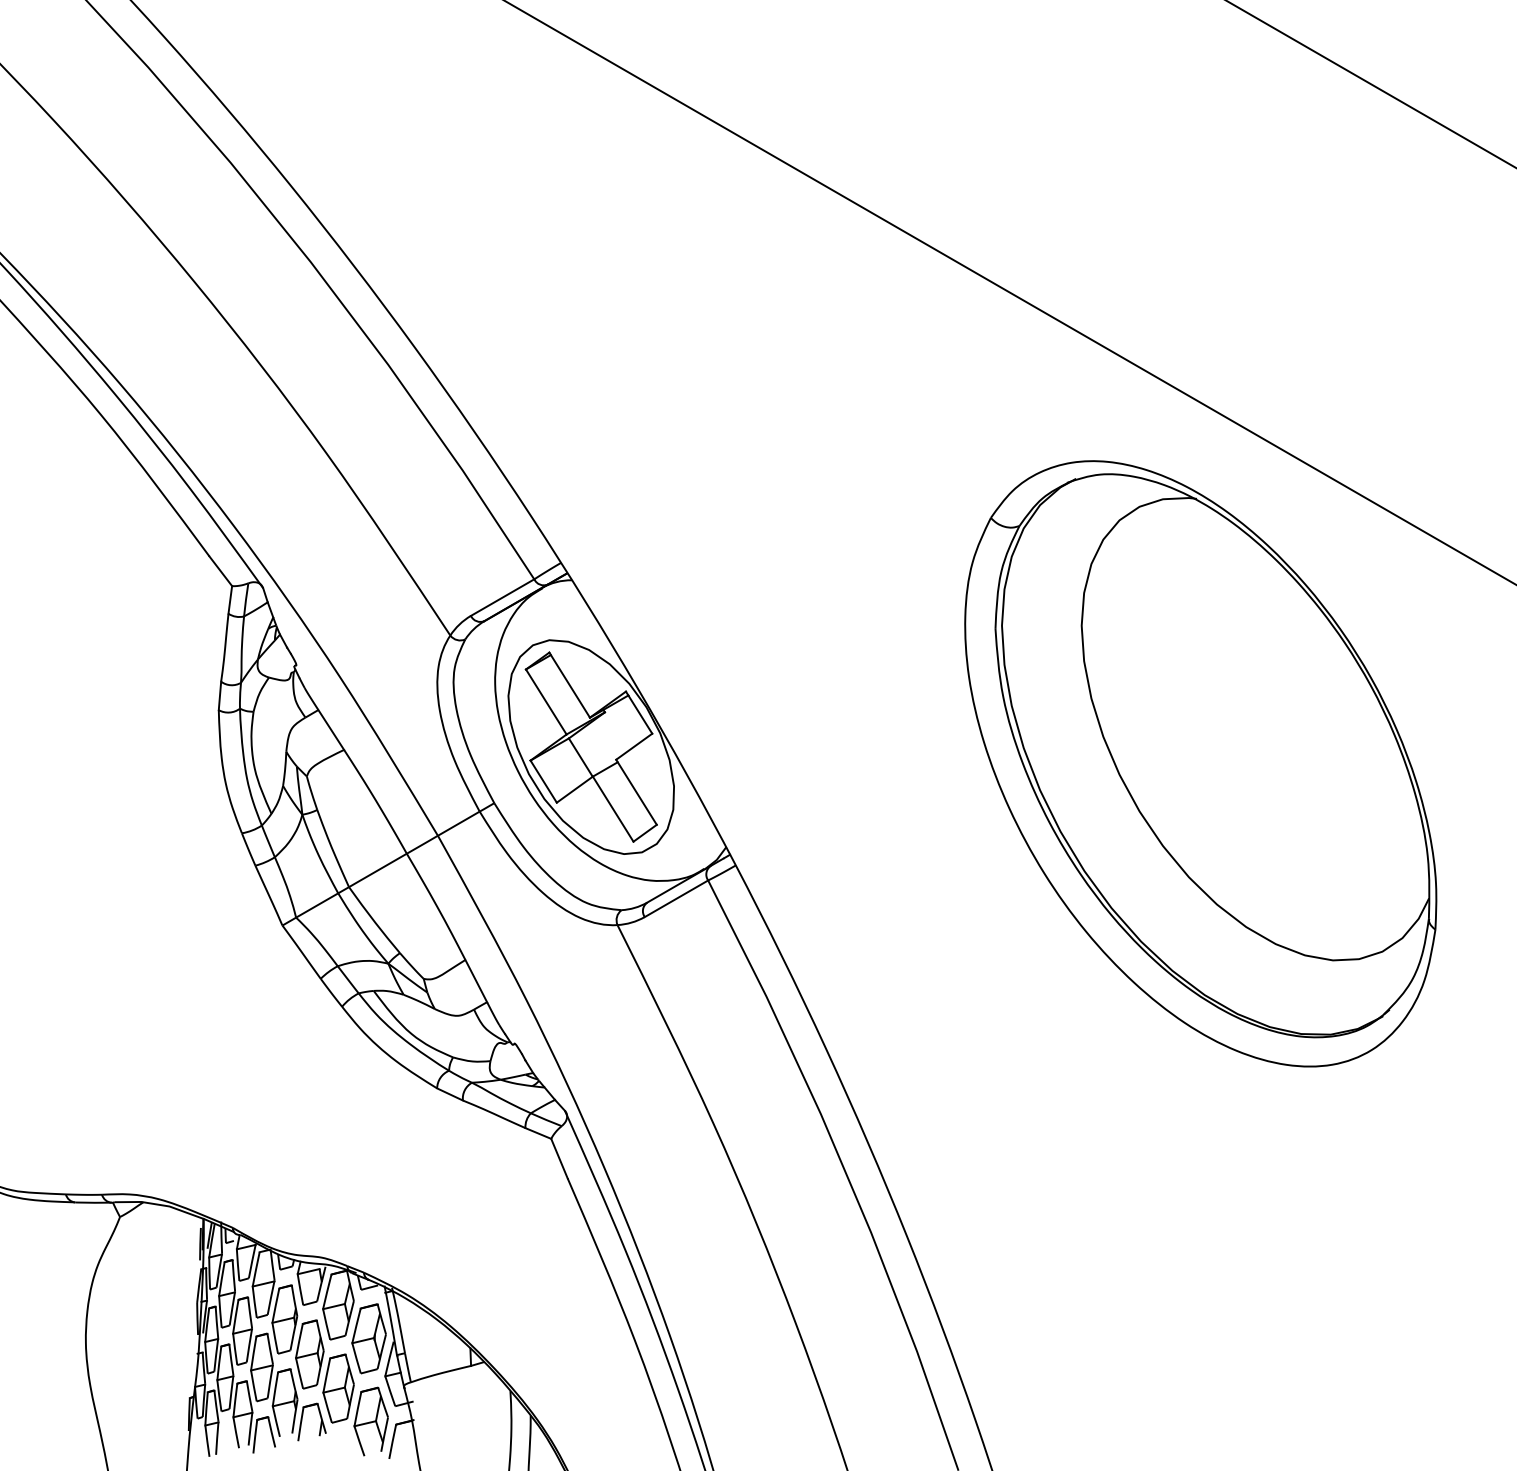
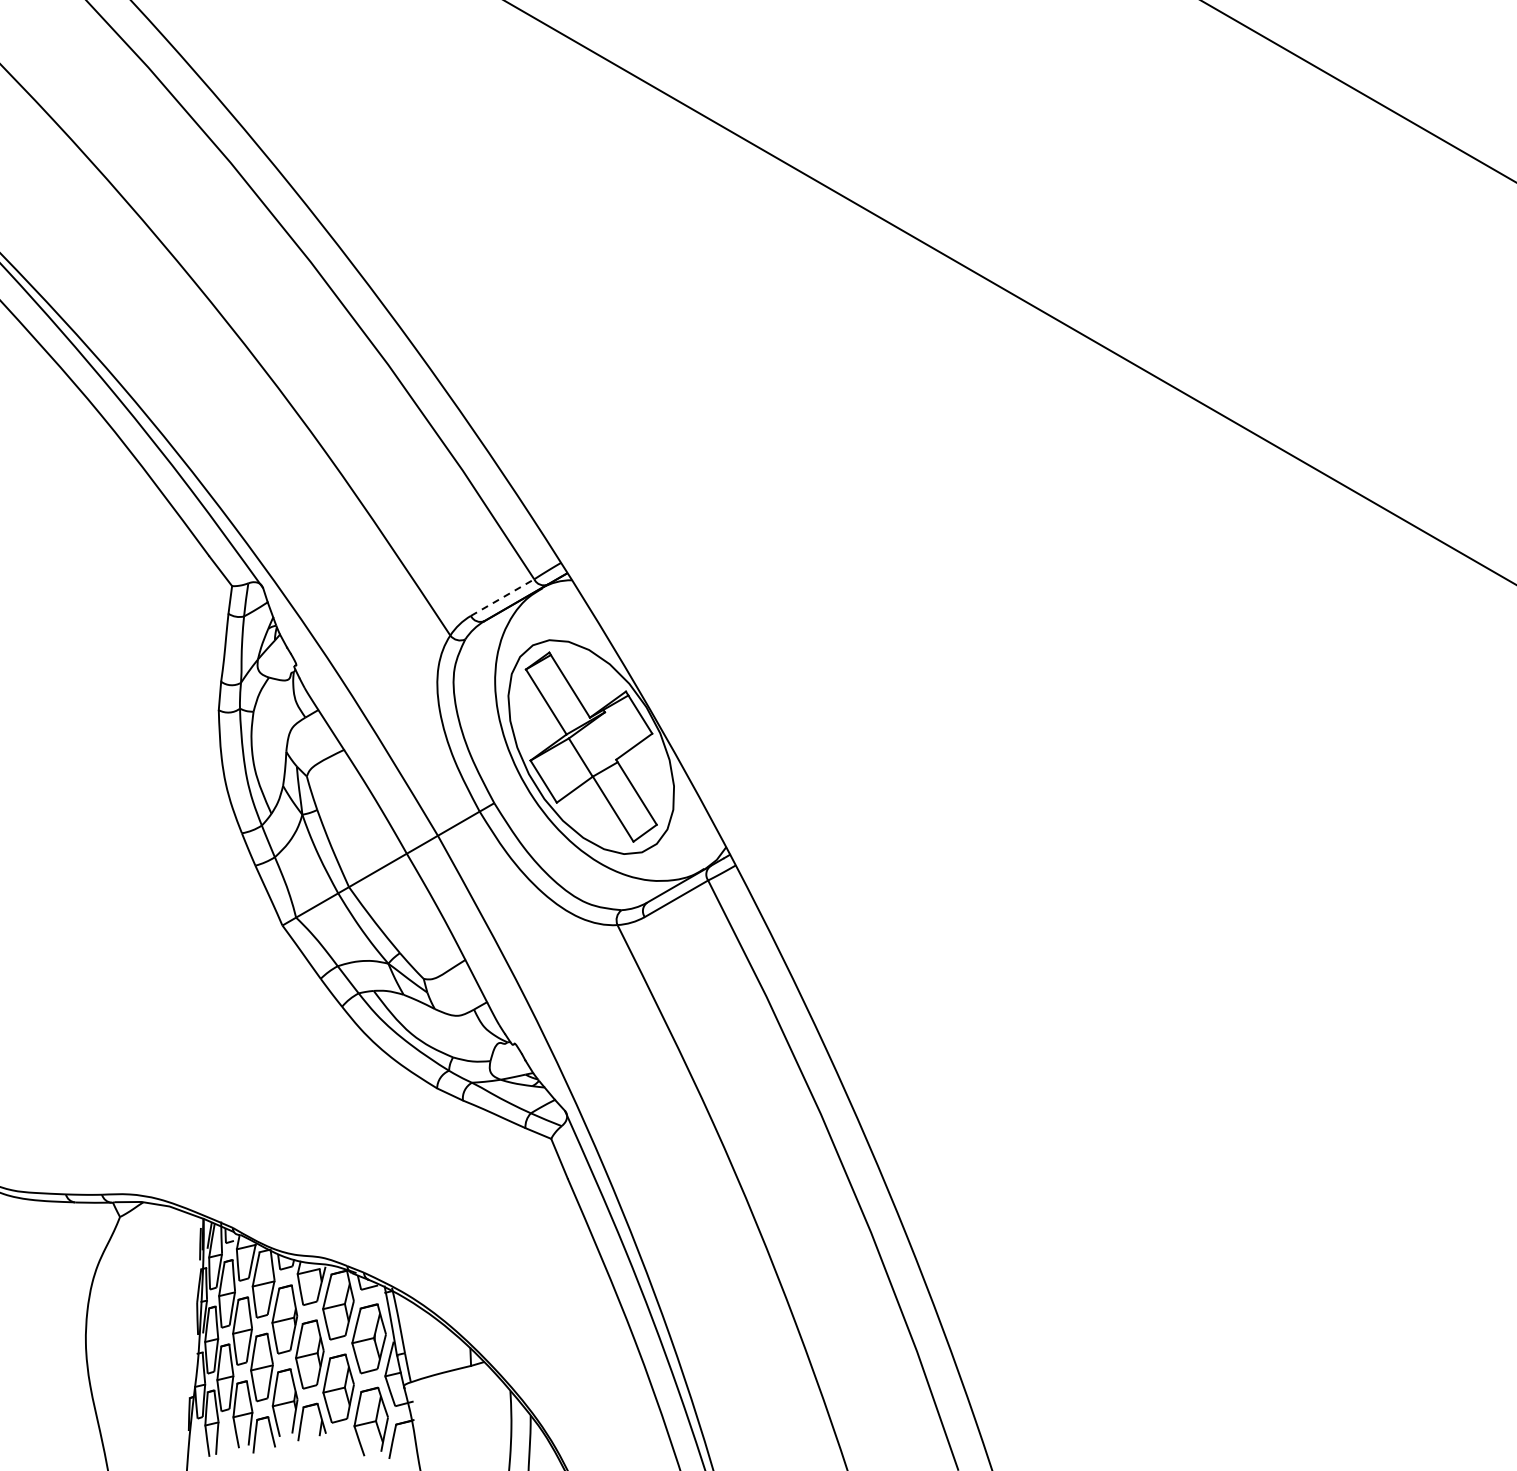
line position: (1371, 84) -> (1358, 91) (1358, 91)
line: solid -> dashed (502, 597)
part: present -> none (1200, 763)
